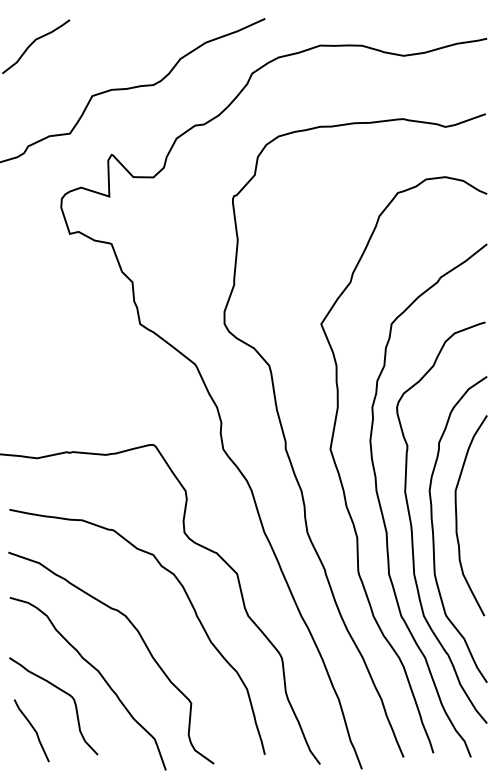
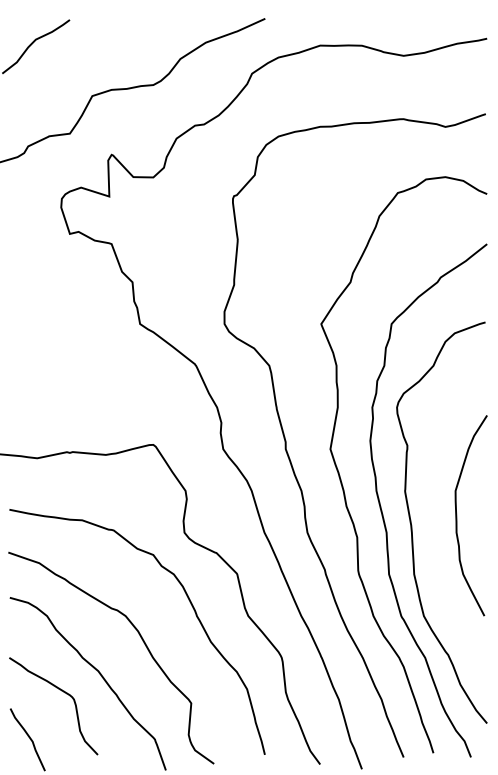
curve: present -> none (434, 535)
curve position: (32, 728) -> (28, 737) (28, 737)
